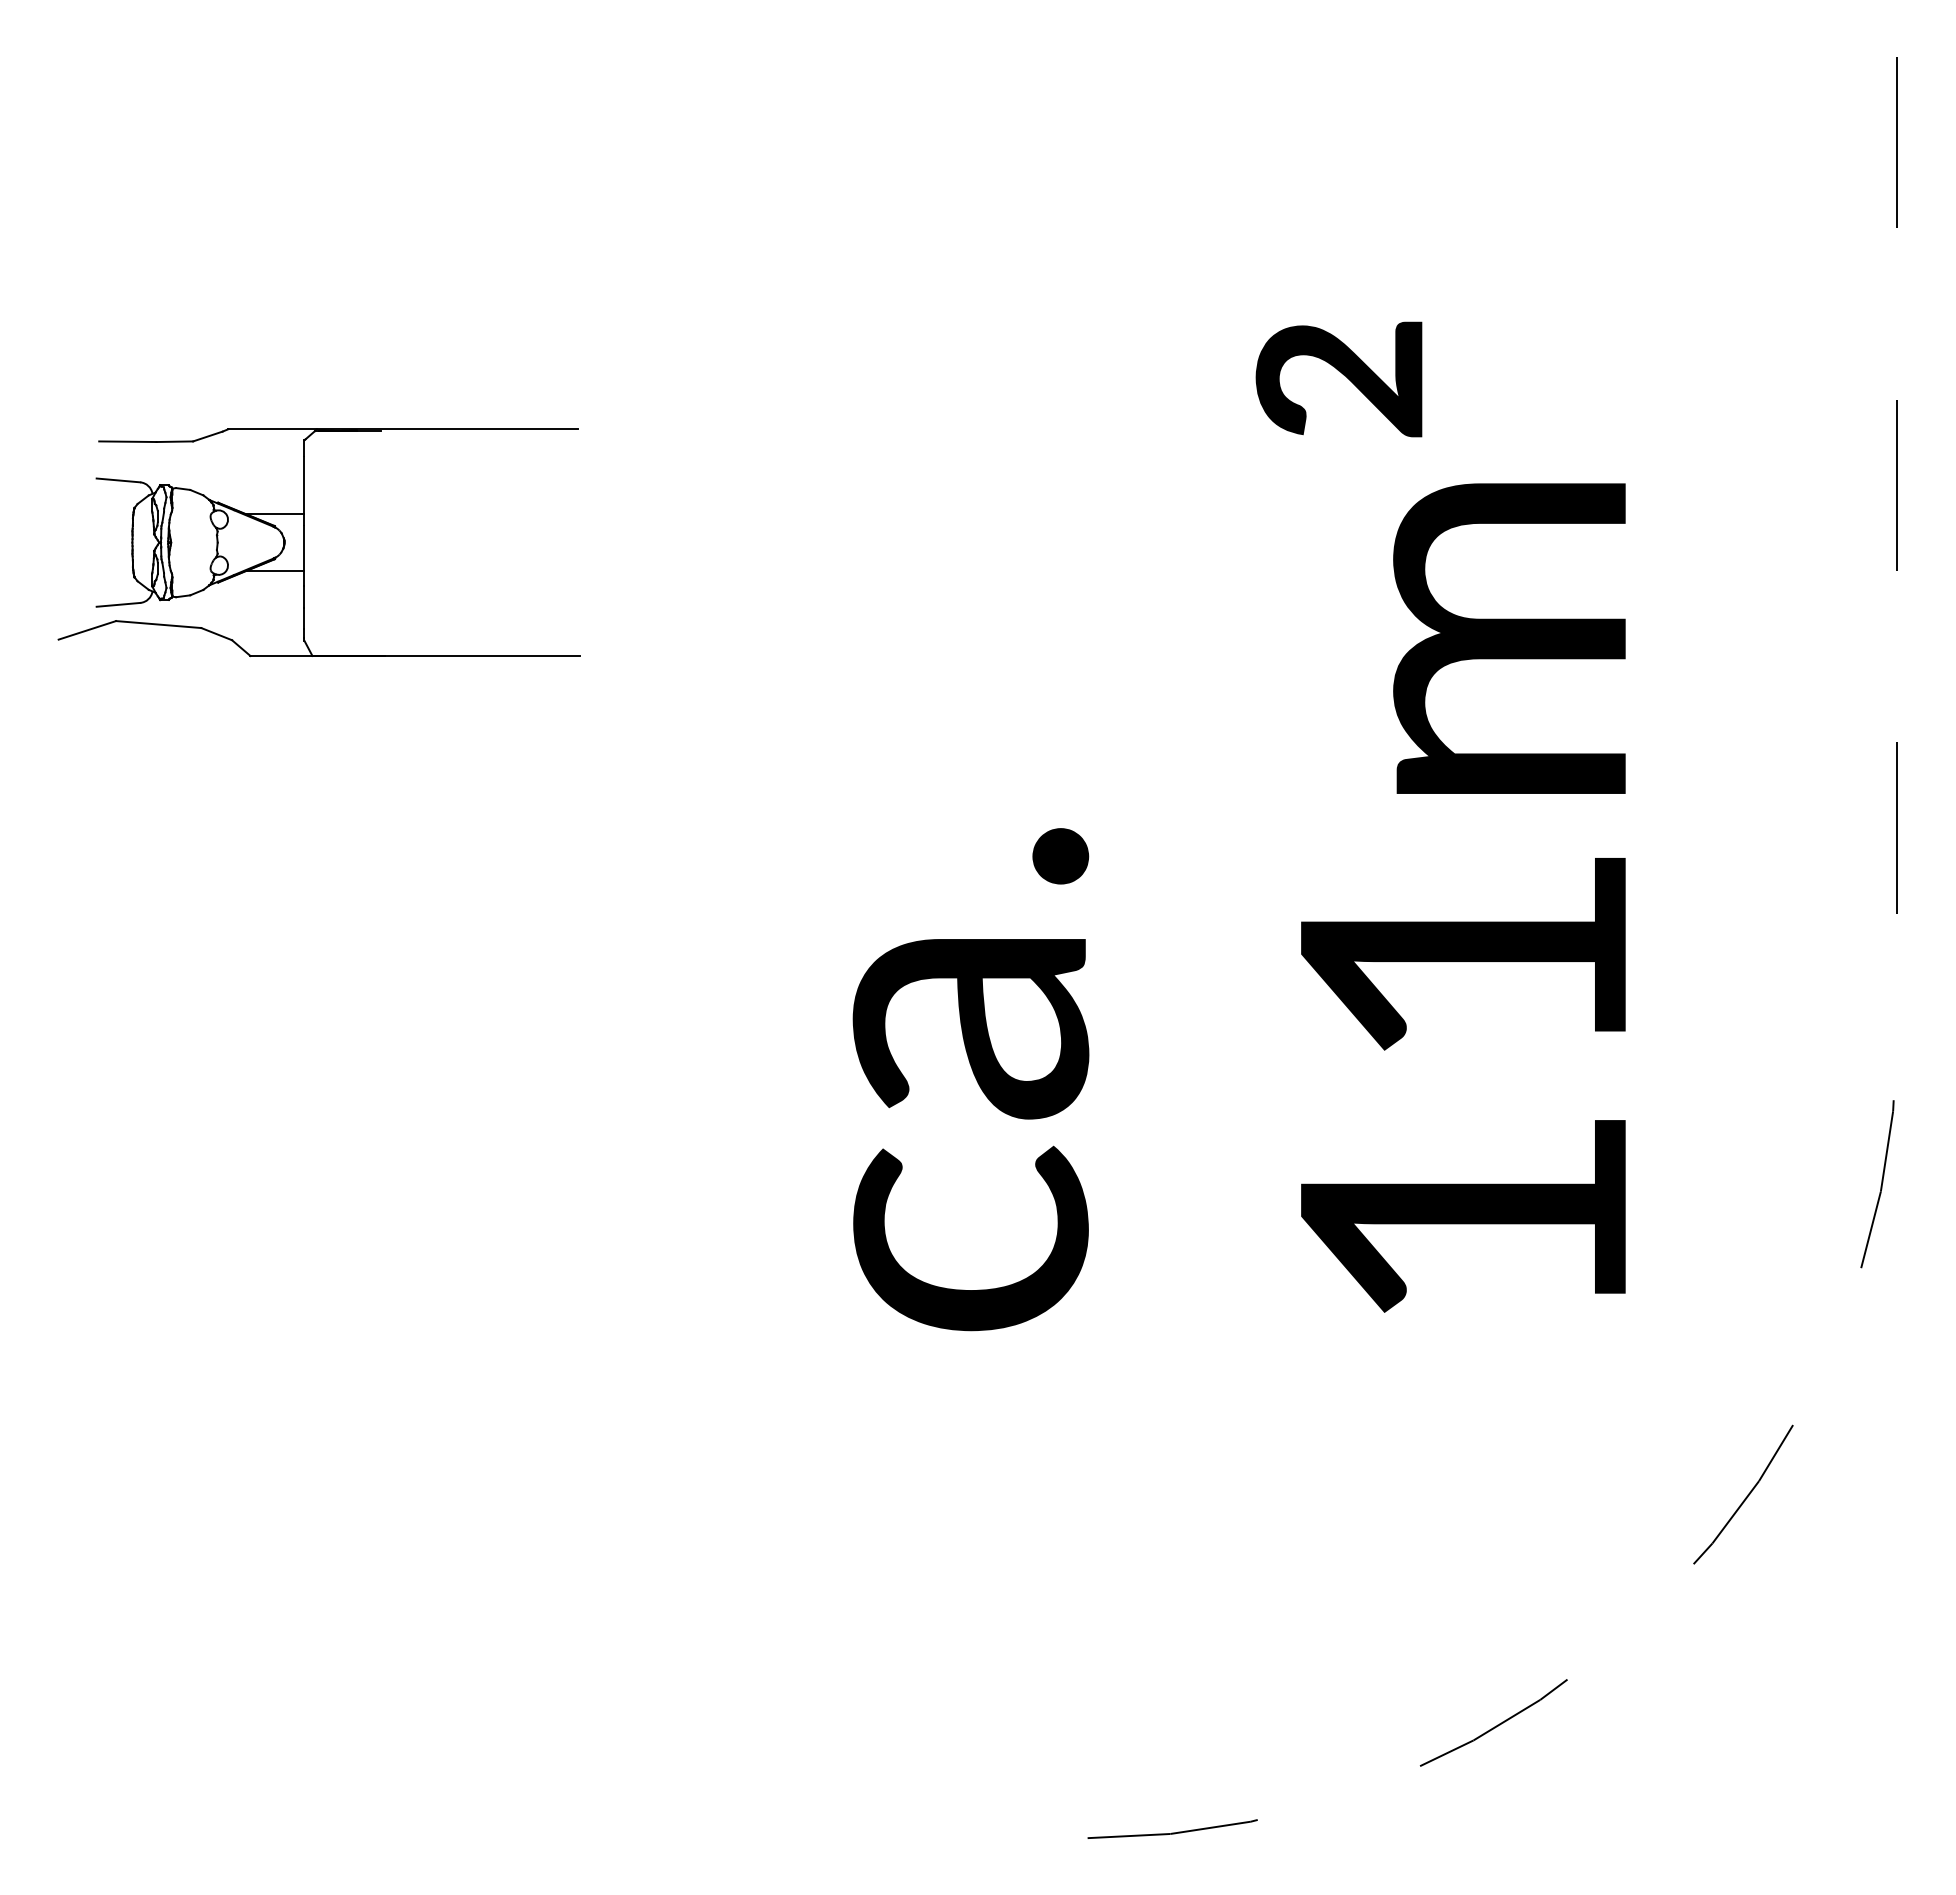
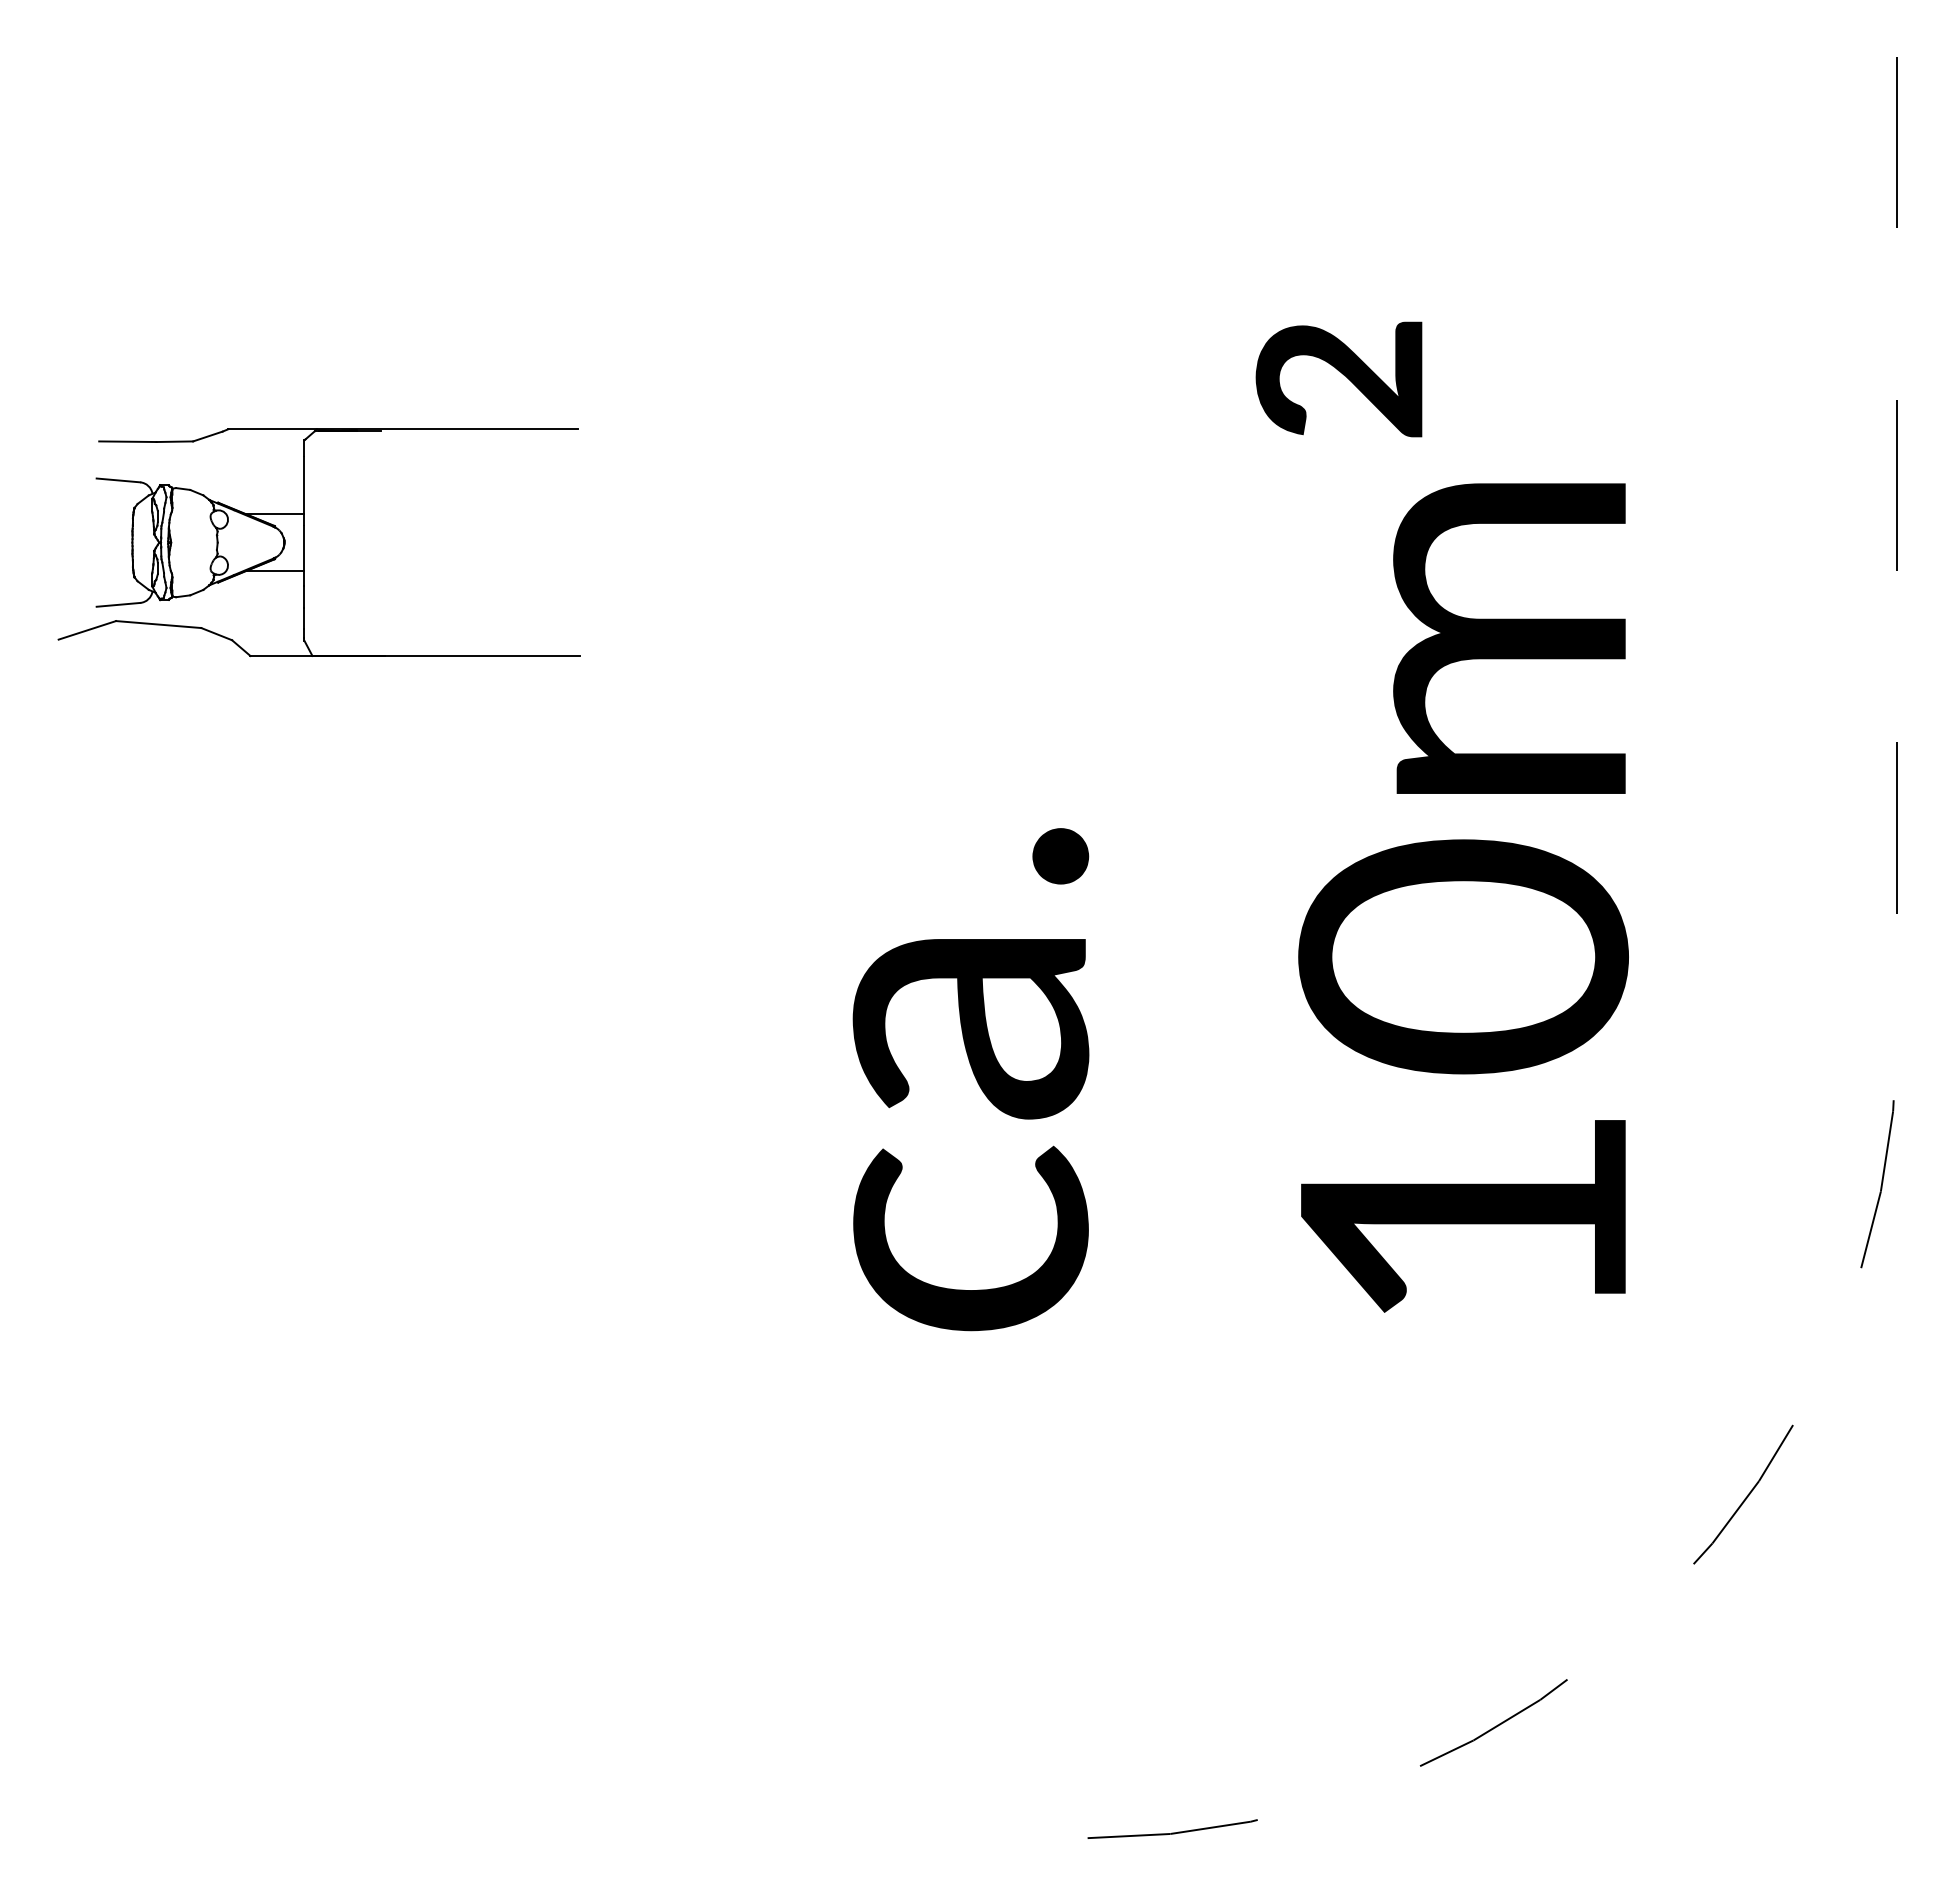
text: 11m² -> 10m² (1463, 956)
